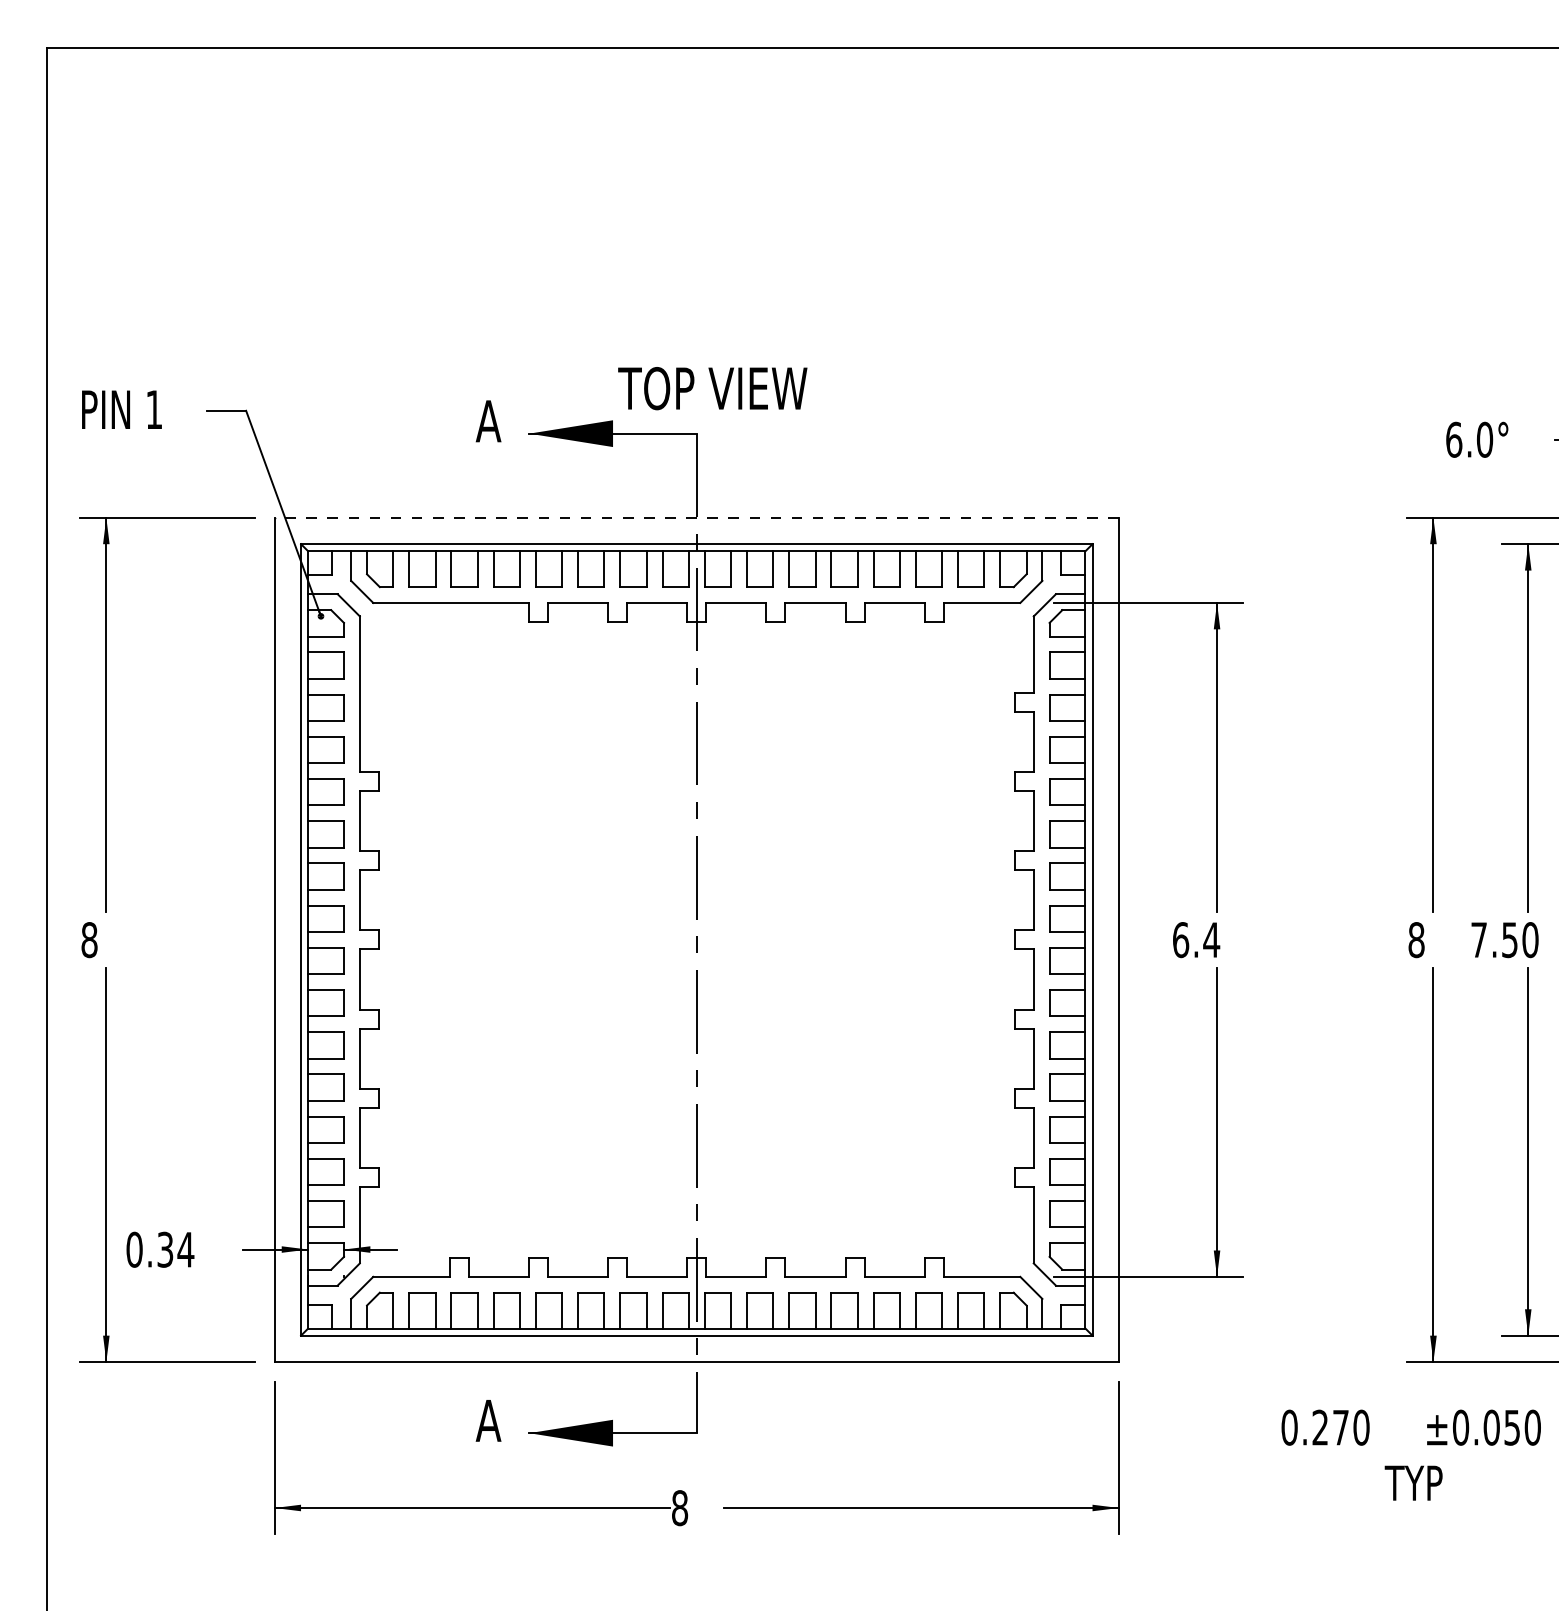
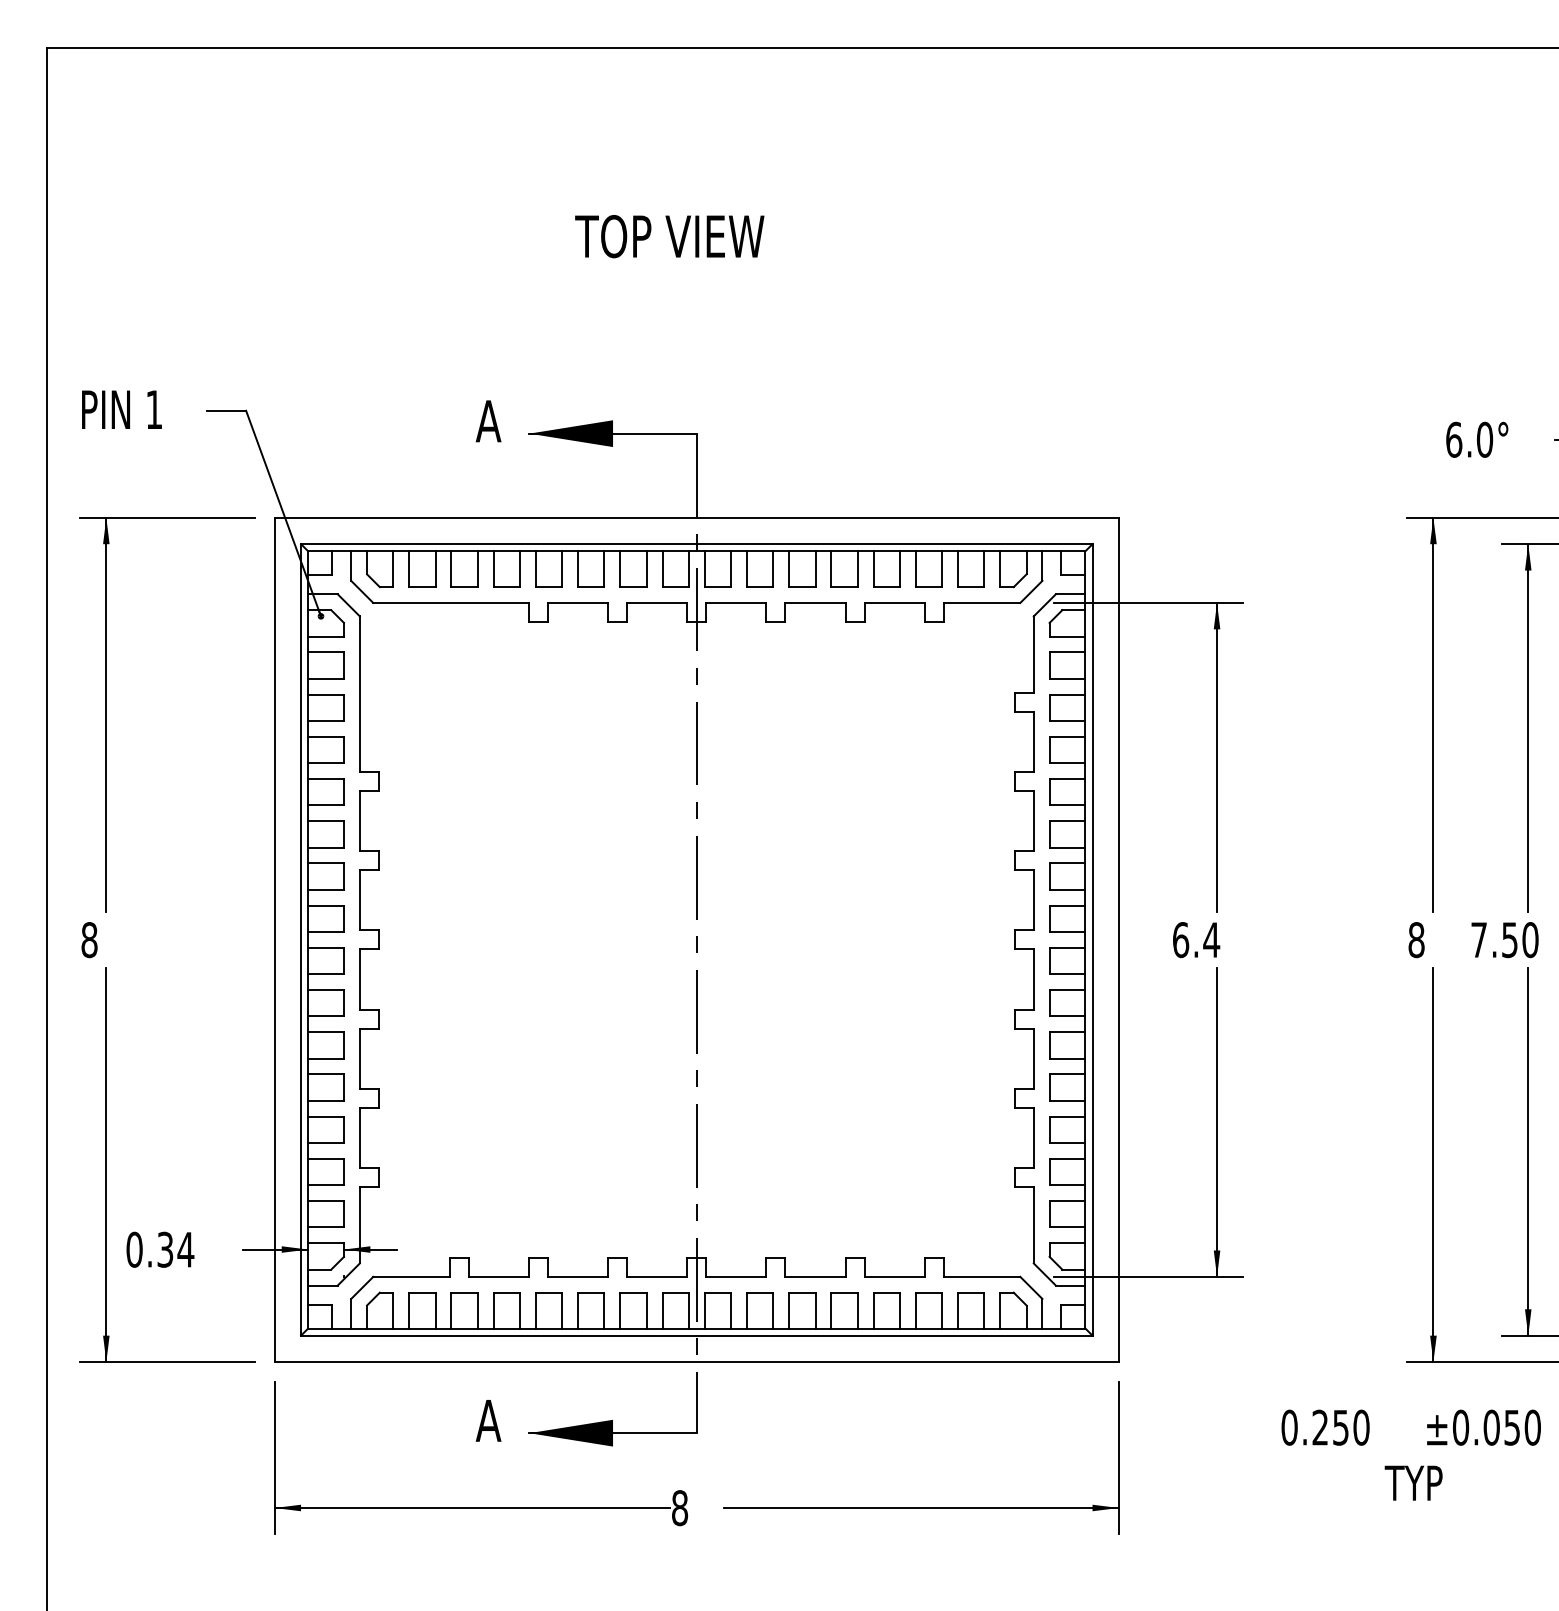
text position: (712, 388) -> (669, 236) (669, 236)
line: dashed -> solid (696, 517)
text: 0.270 -> 0.250 (1340, 1427)
